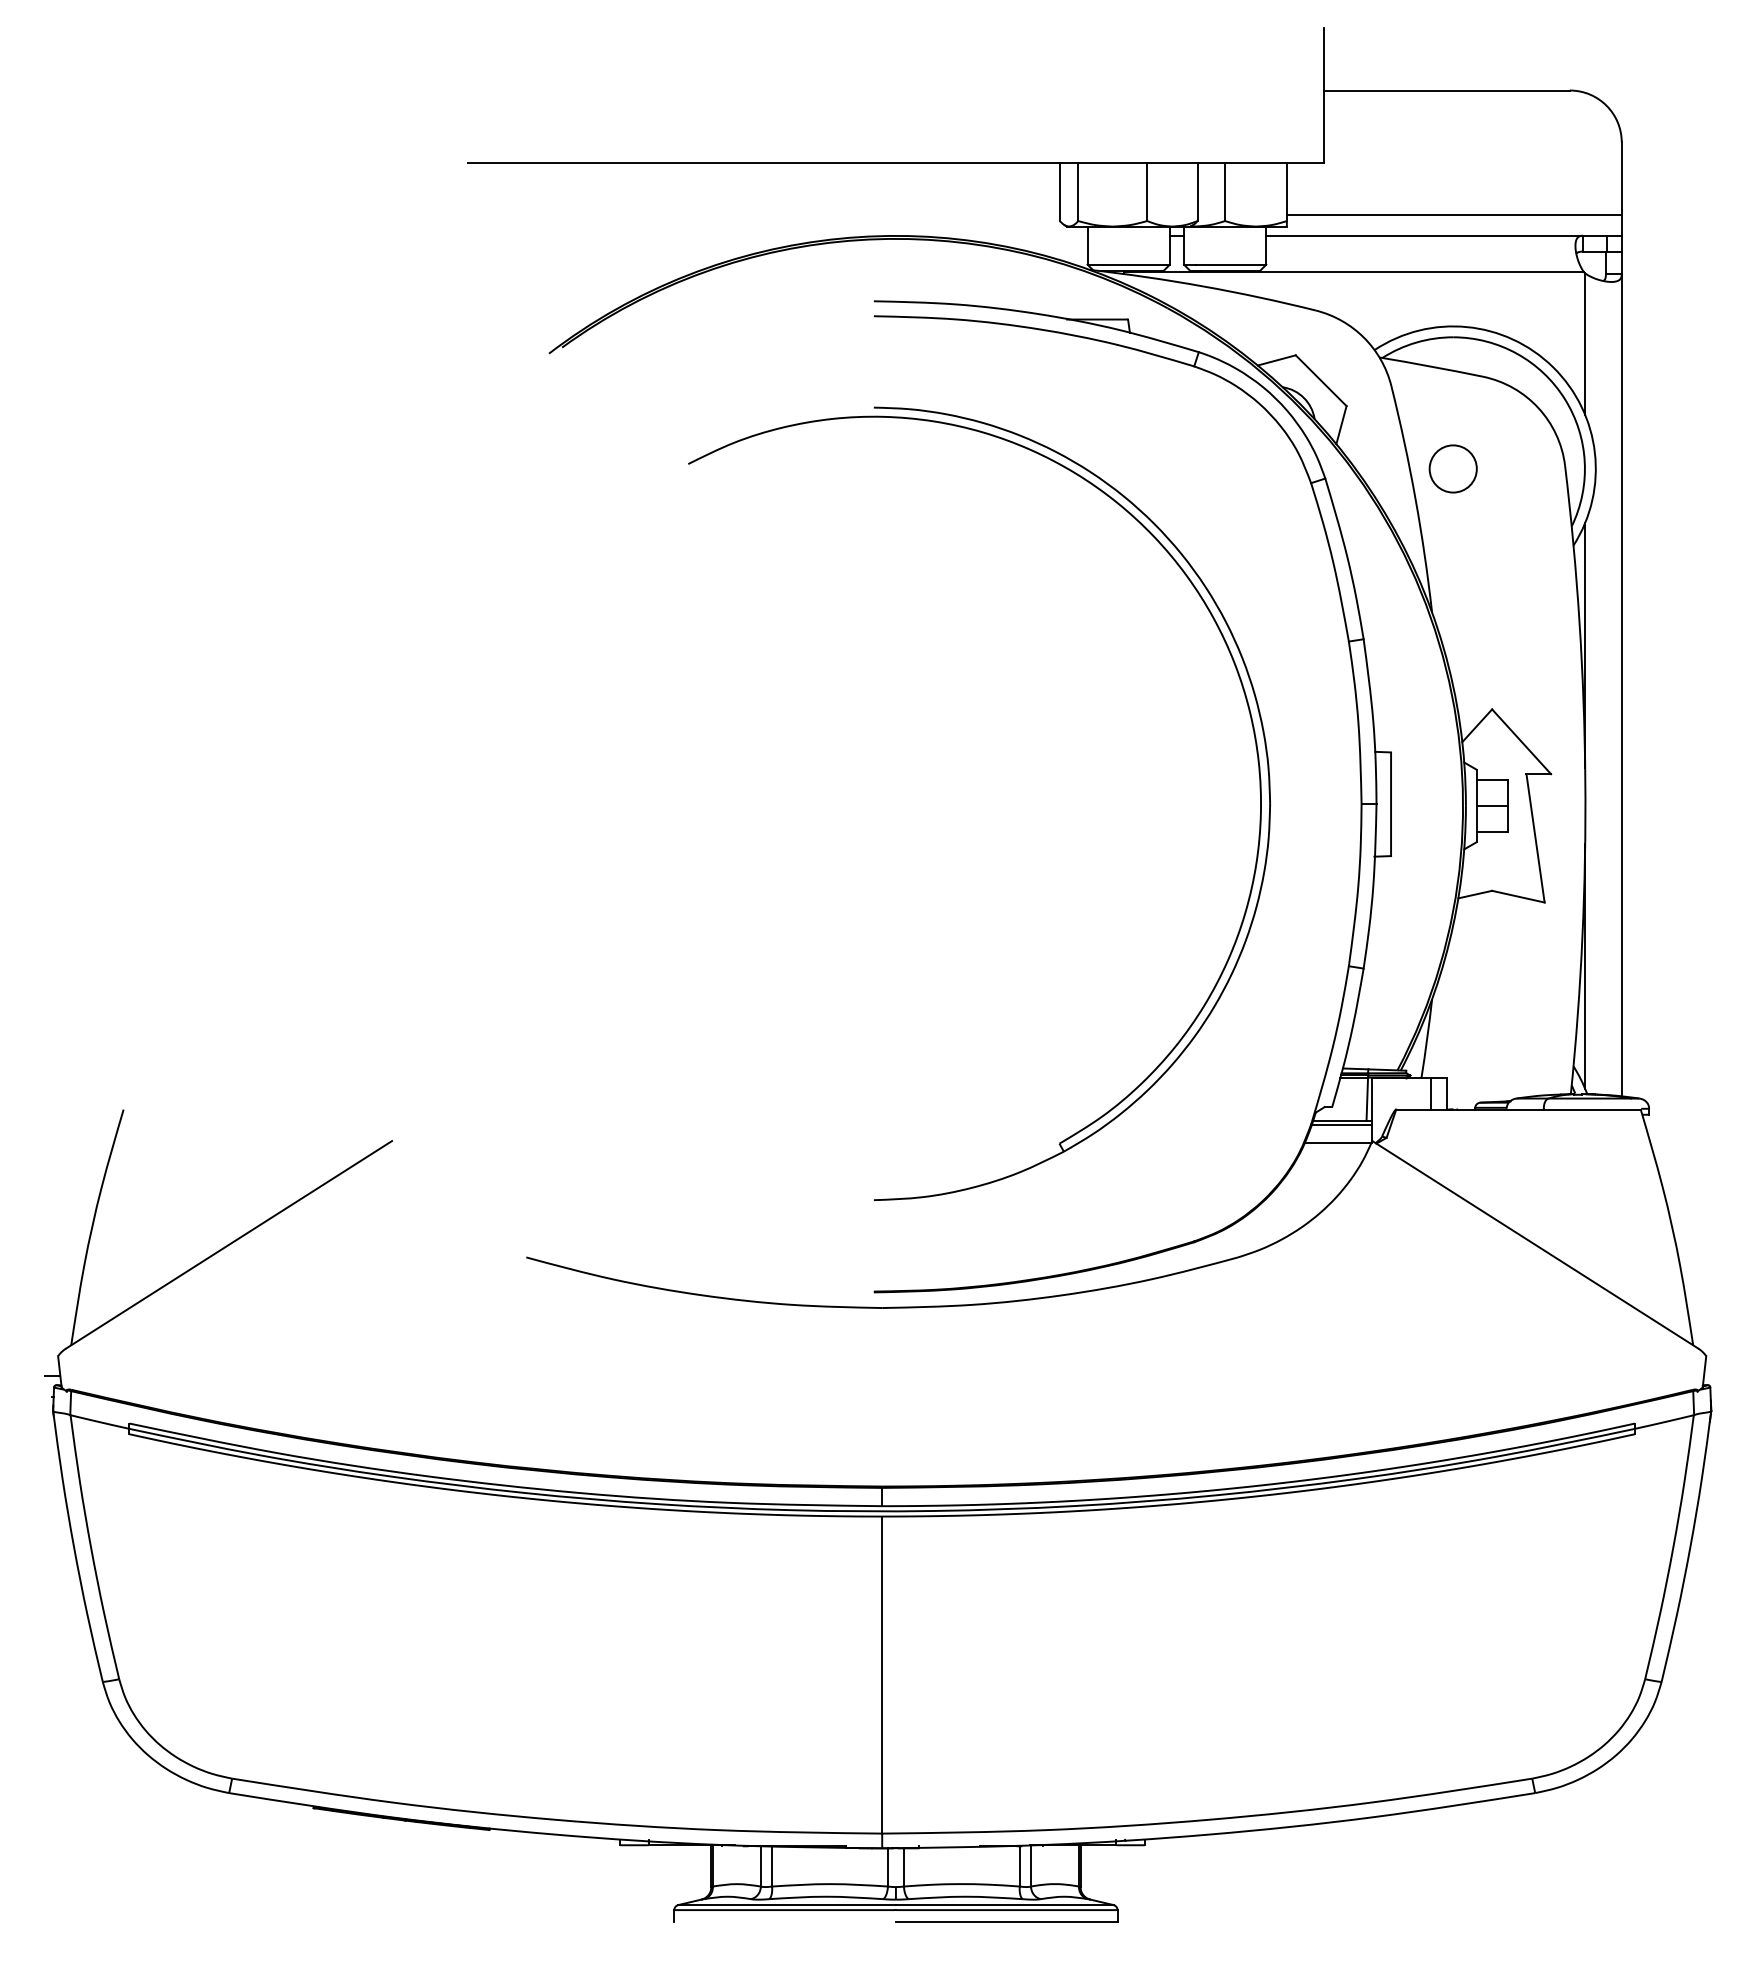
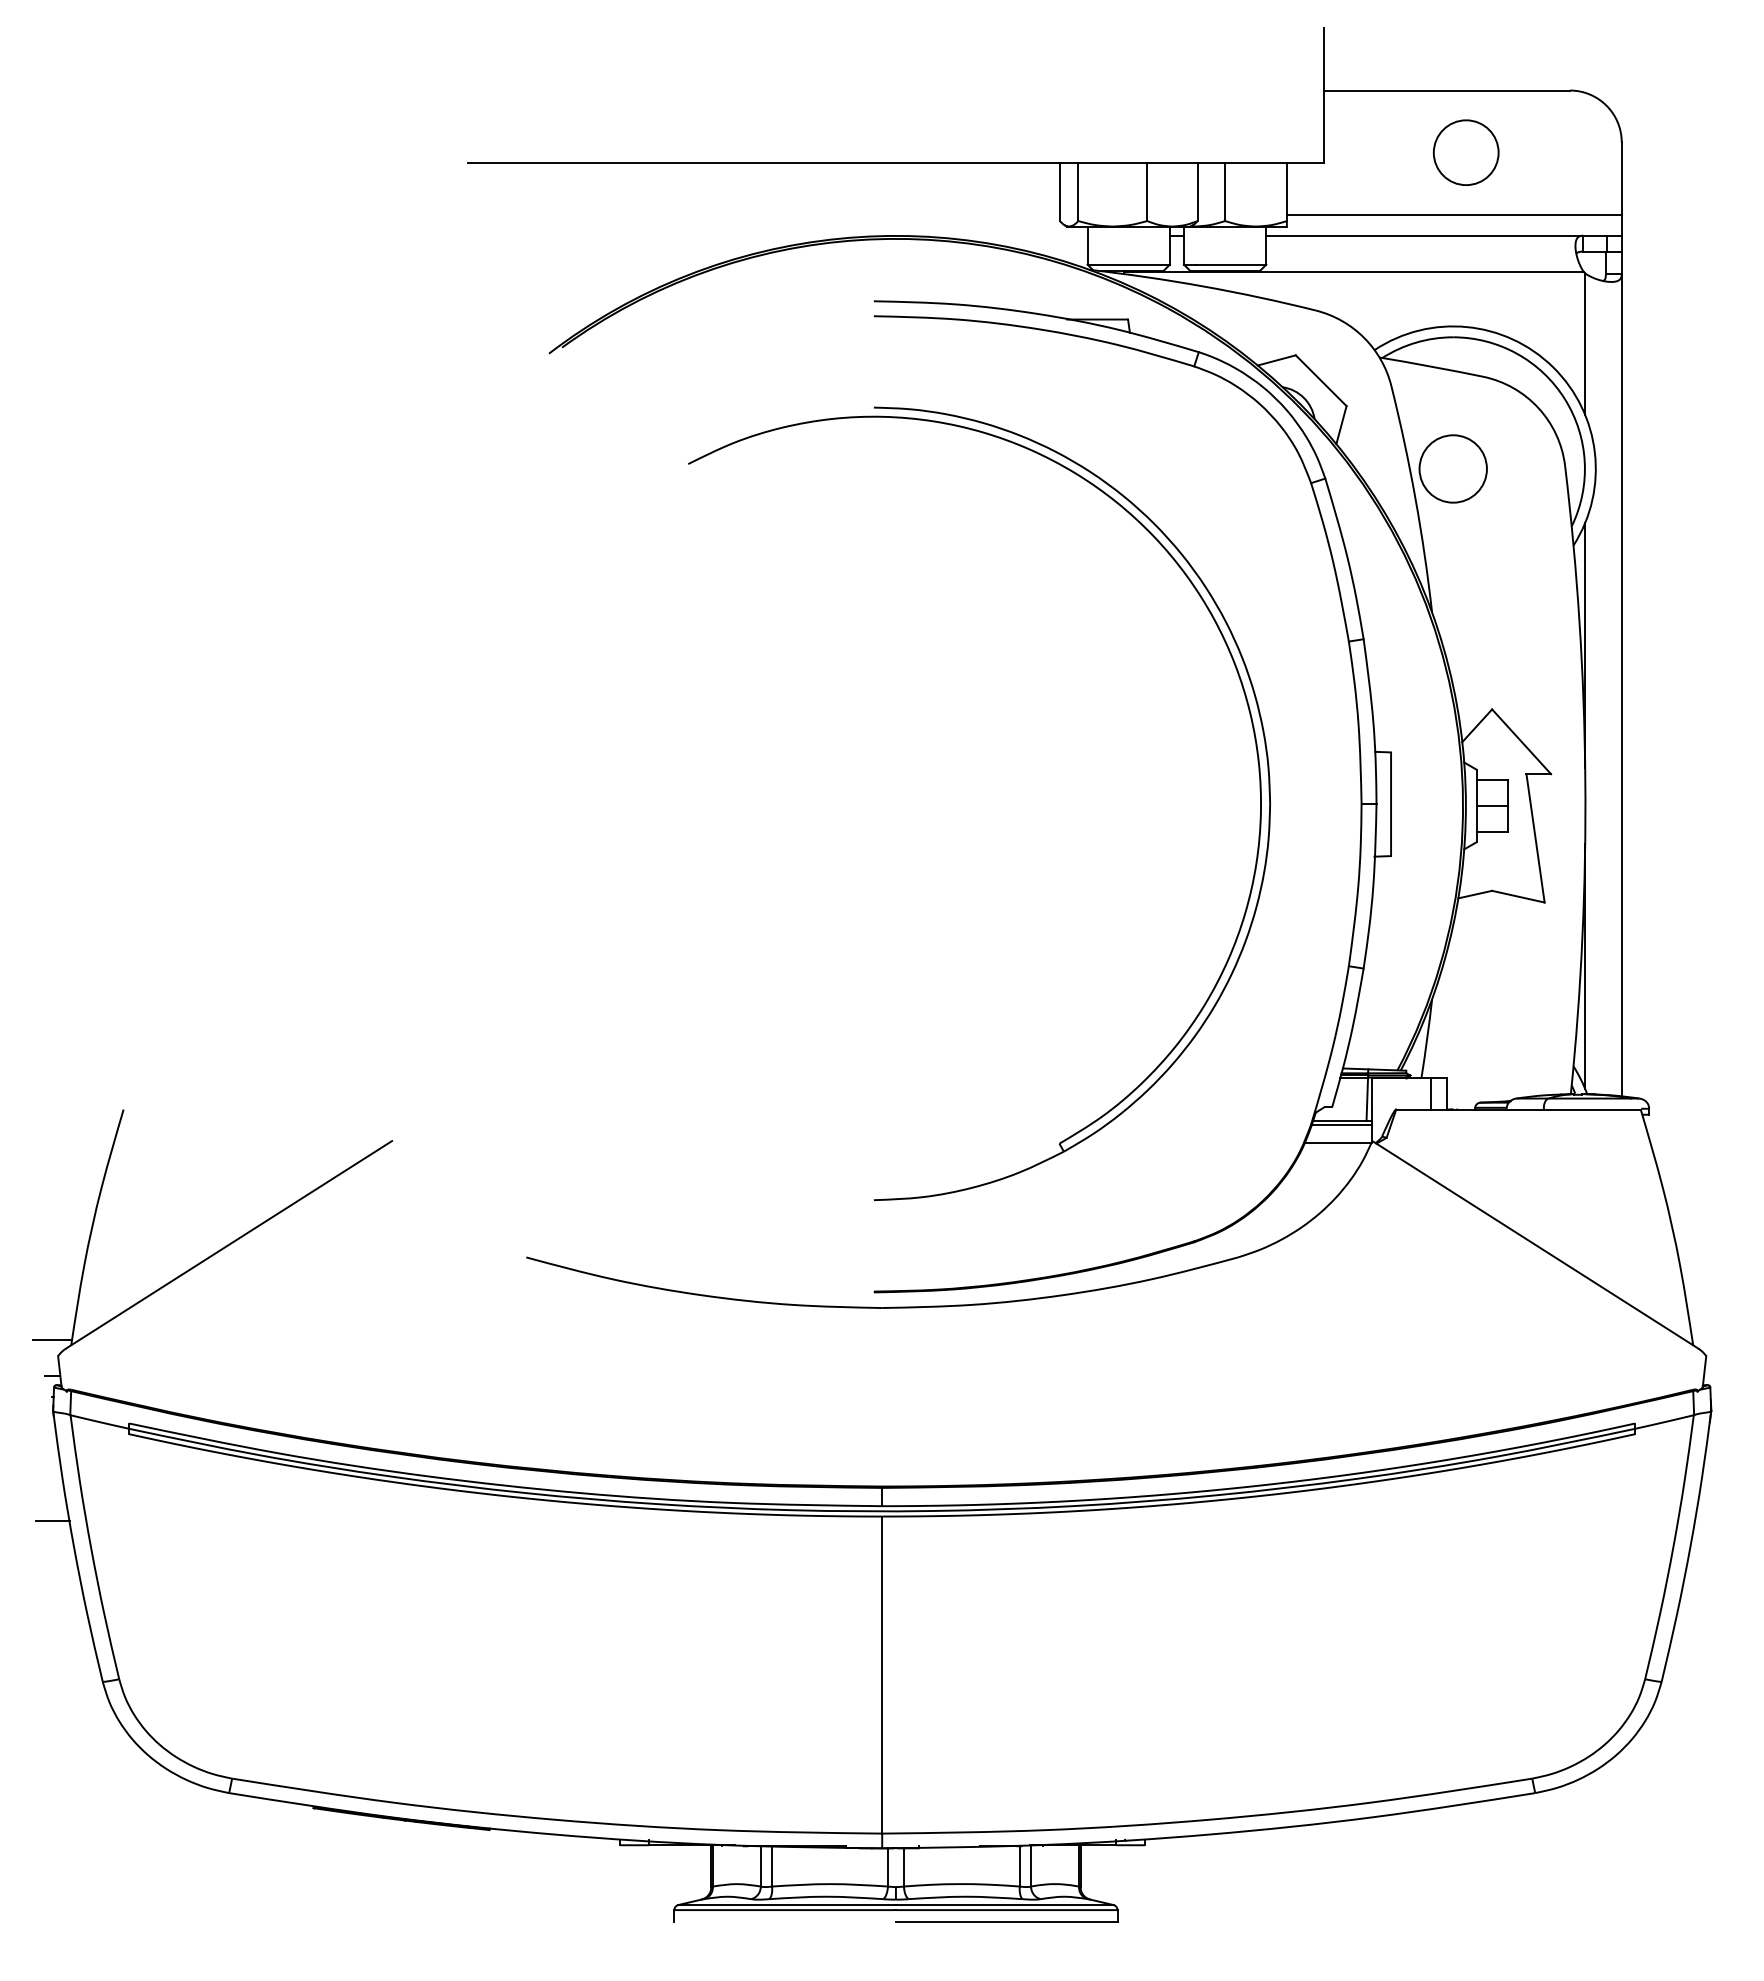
circle: none -> present (1465, 152)
circle diameter: 47 px -> 67 px (1452, 468)
line: none -> present (52, 1339)
line: none -> present (52, 1521)
